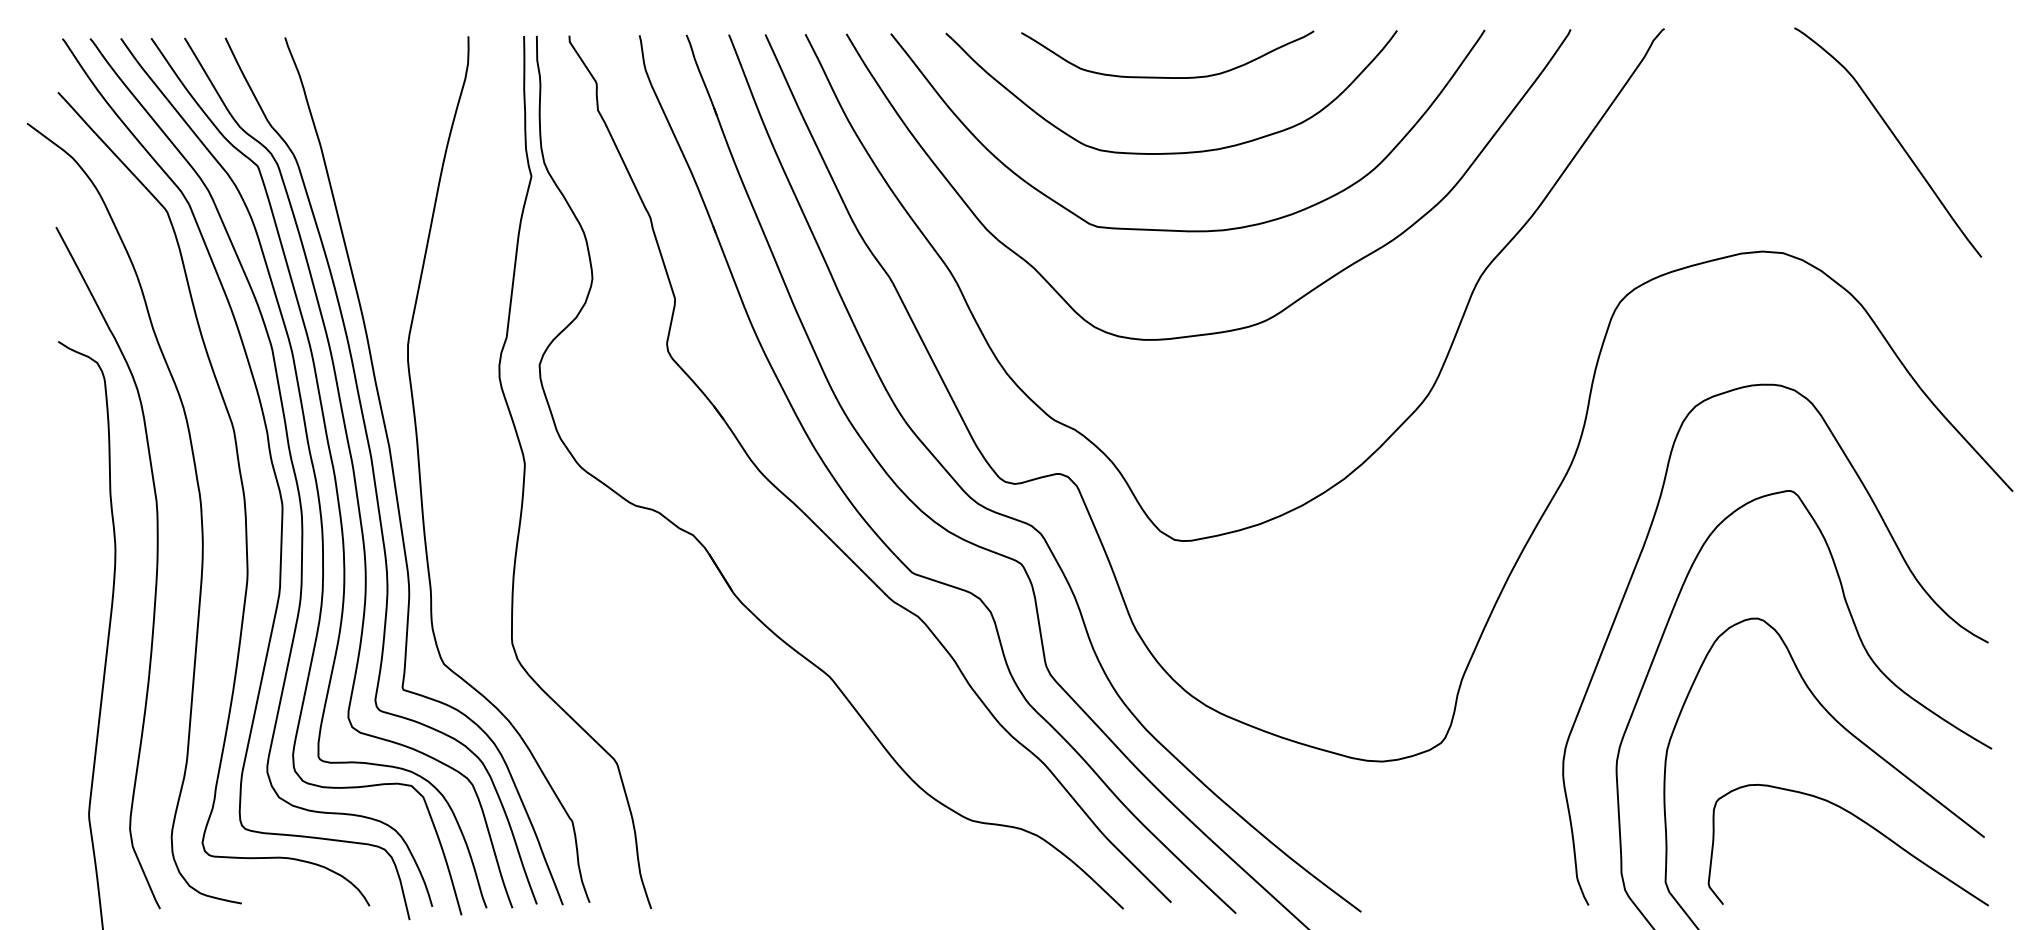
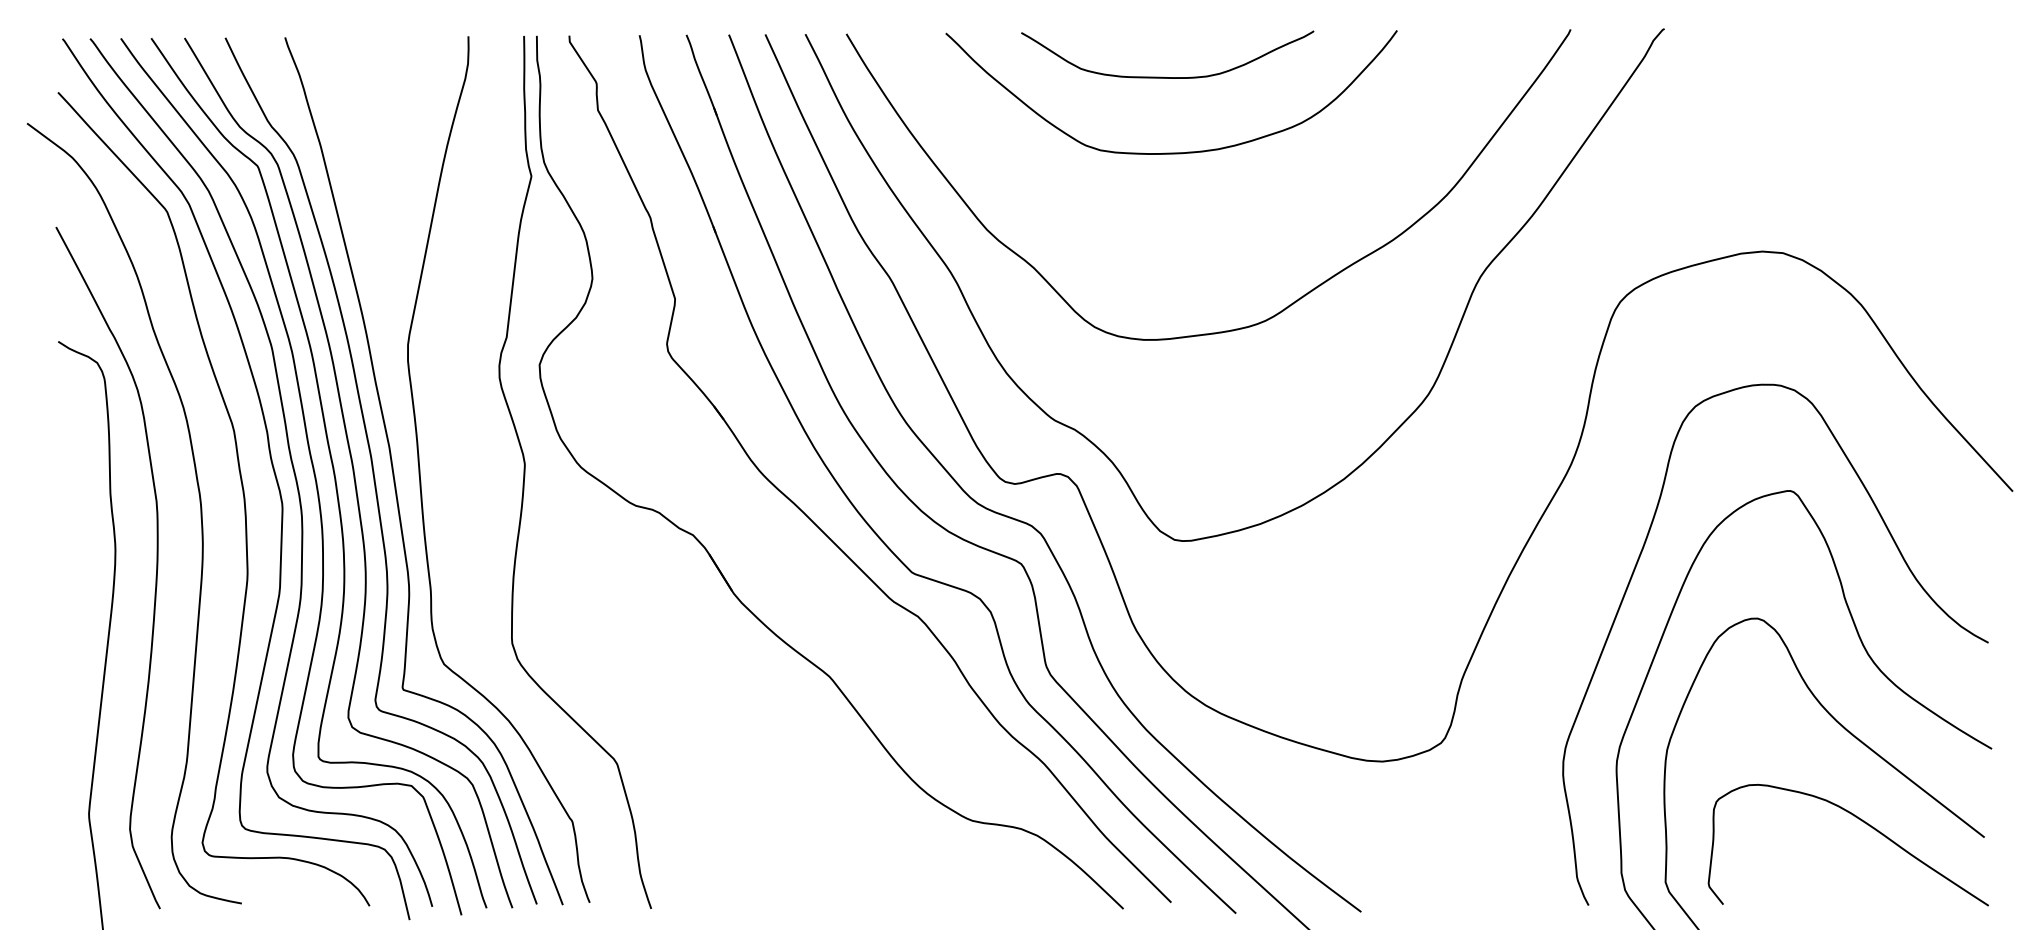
curve: present -> none (1893, 136)
curve: present -> none (1174, 229)
